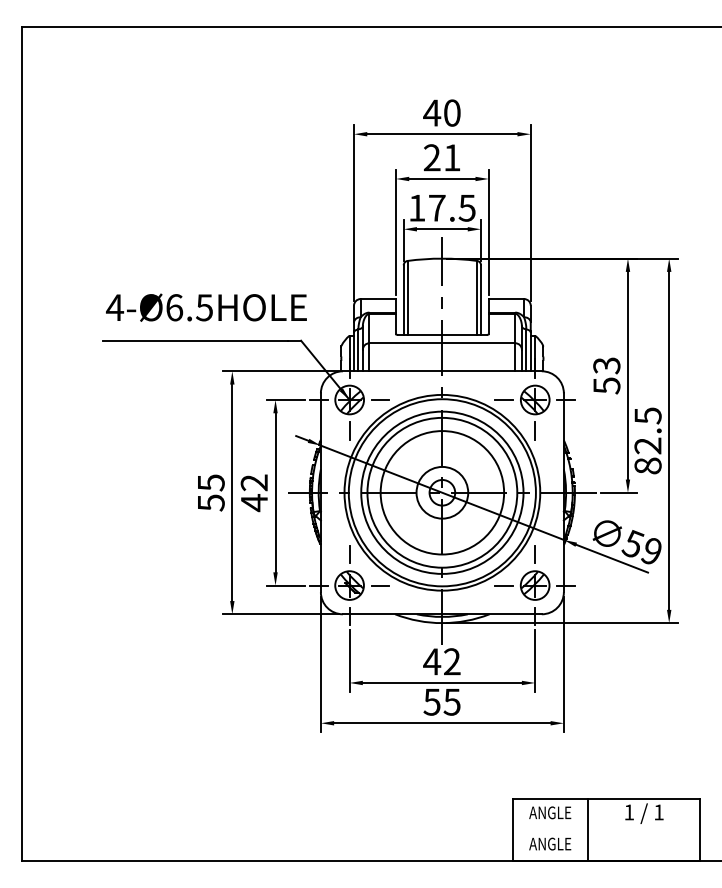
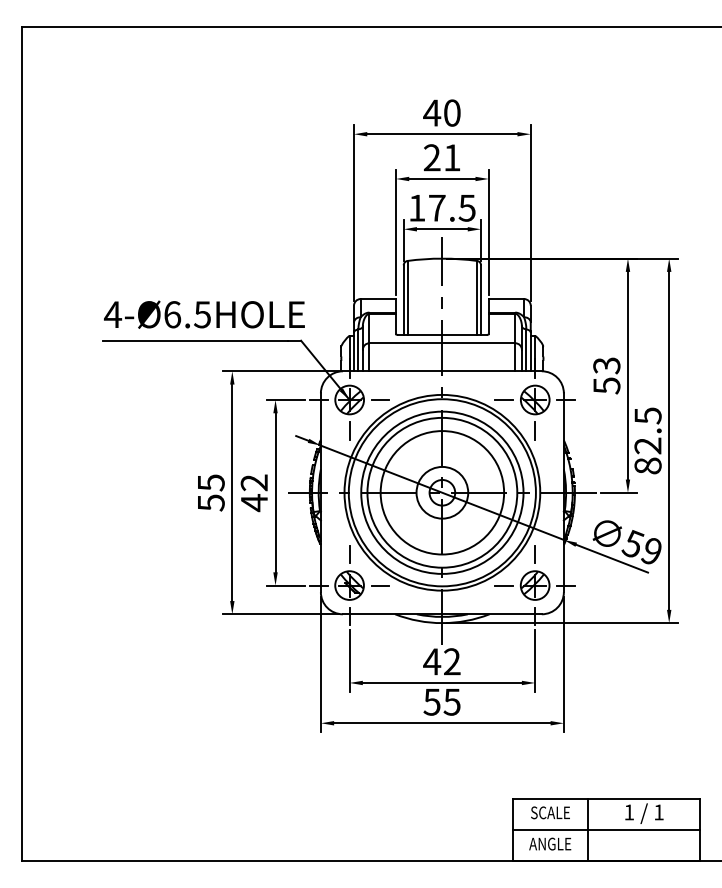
text position: (206, 307) -> (204, 314) (204, 314)
text: ANGLE -> SCALE (550, 812)
line: none -> present (606, 830)
